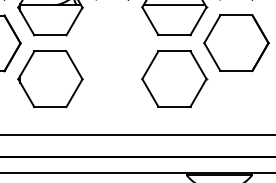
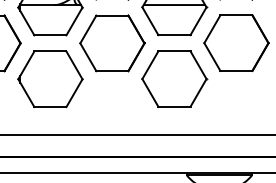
part: none -> present (112, 43)
